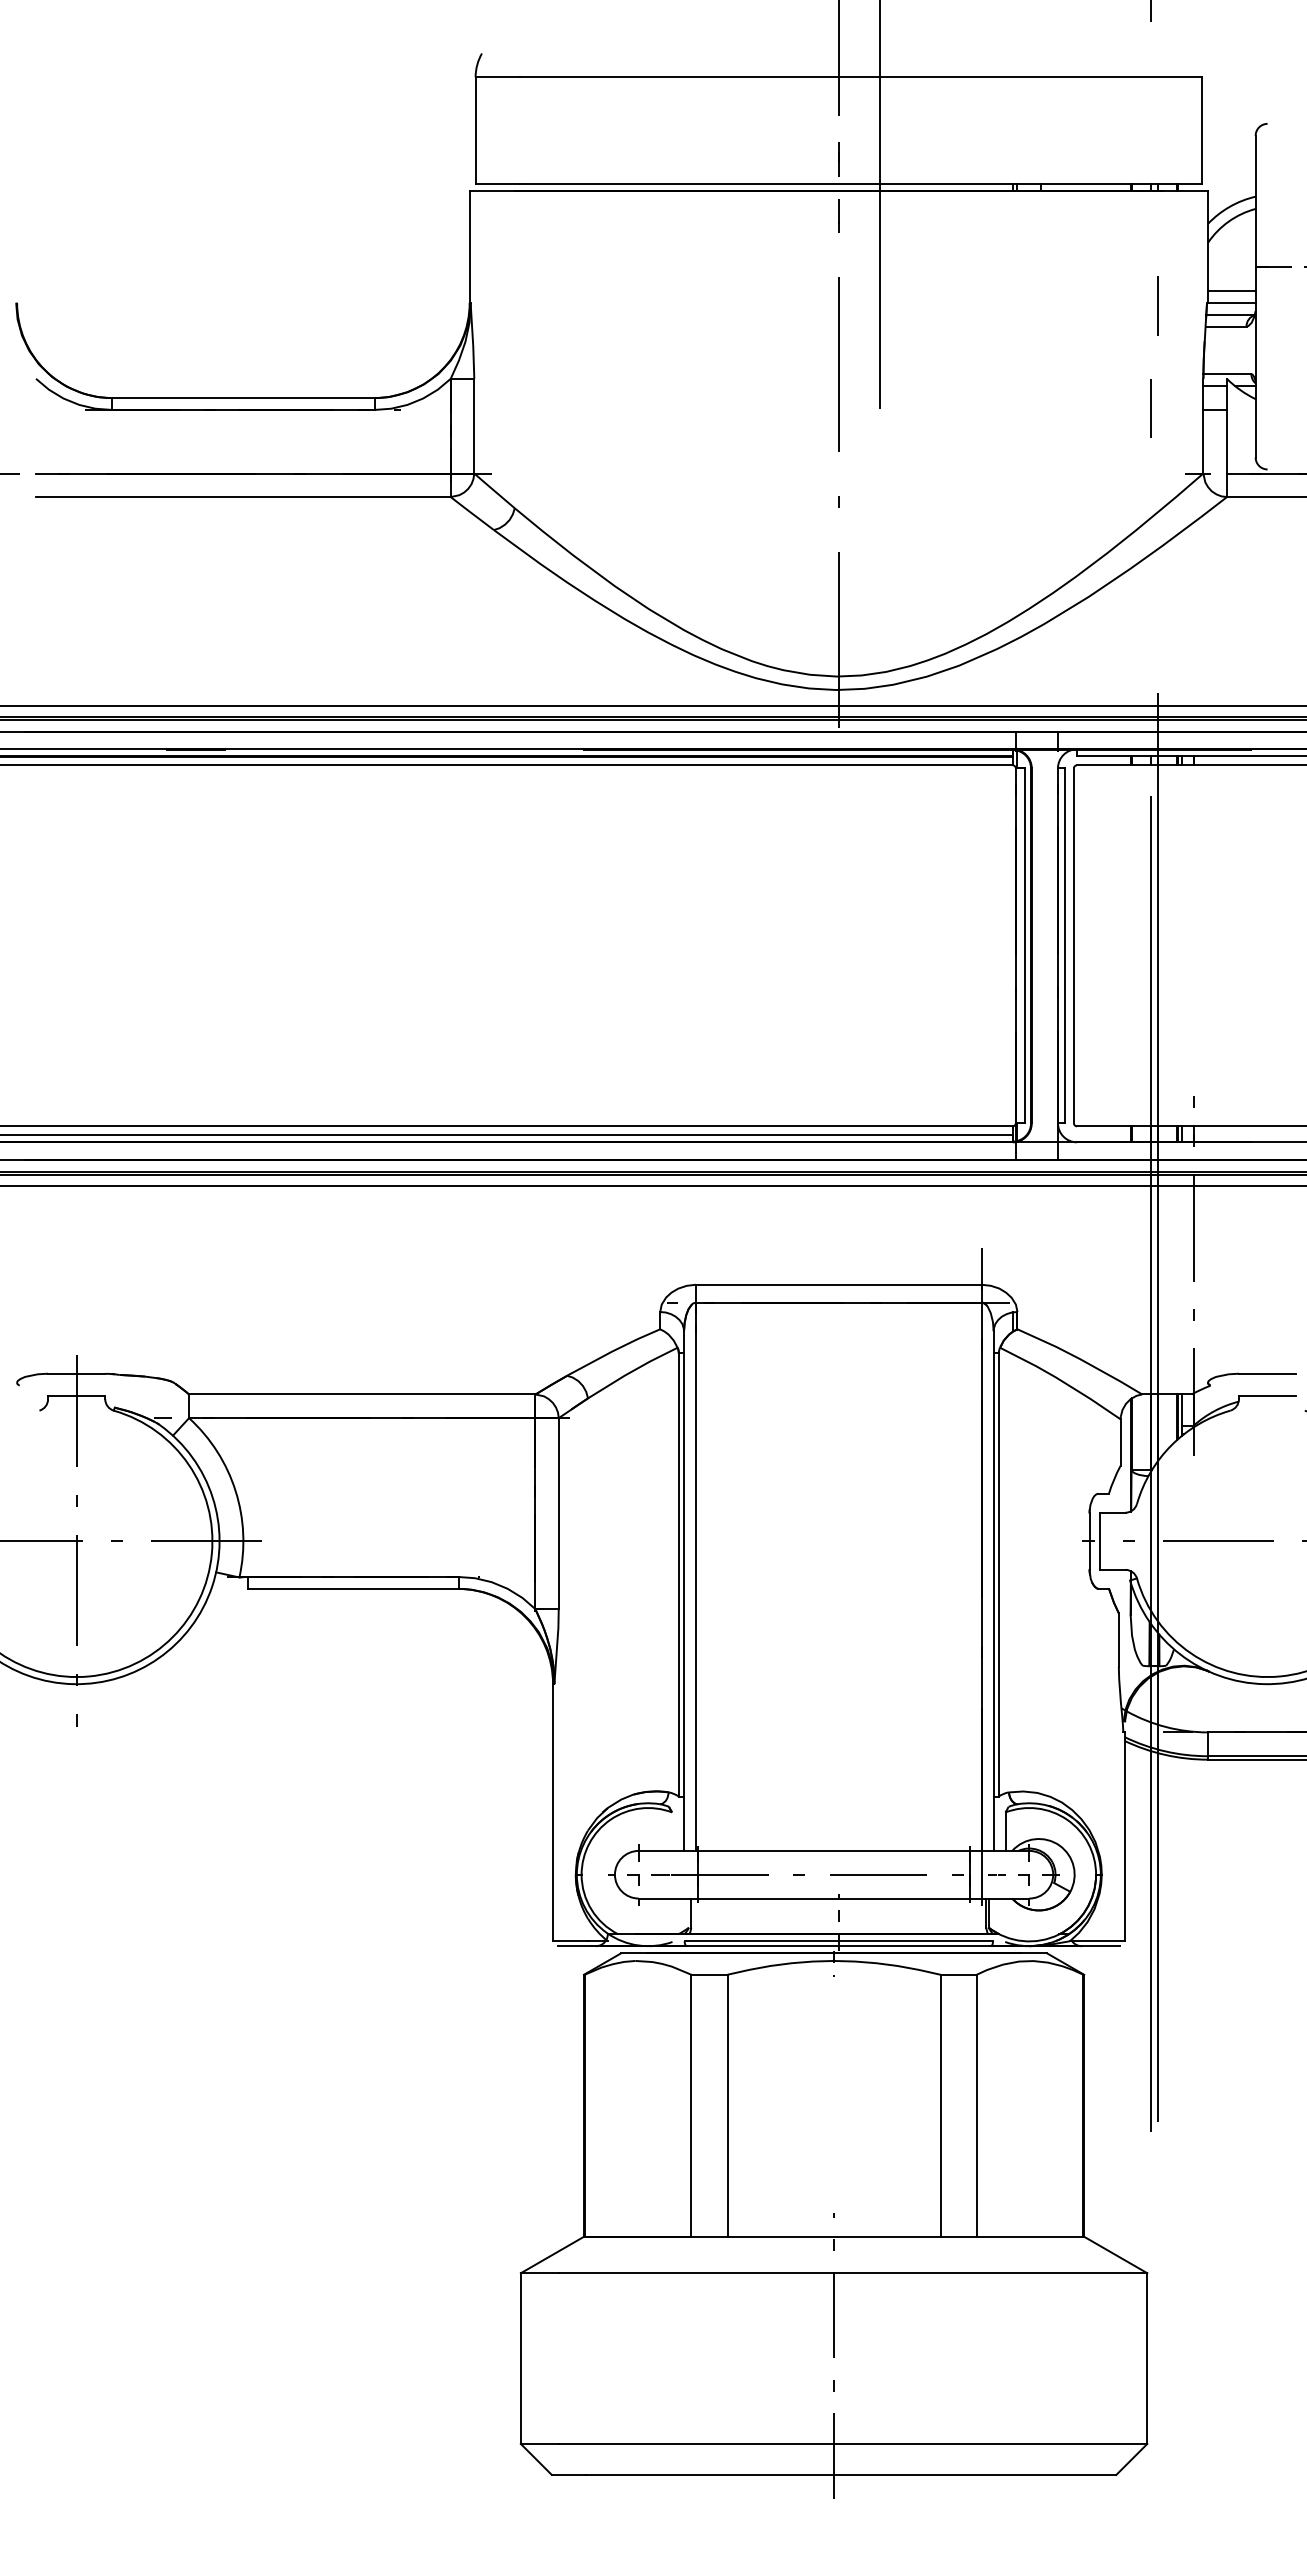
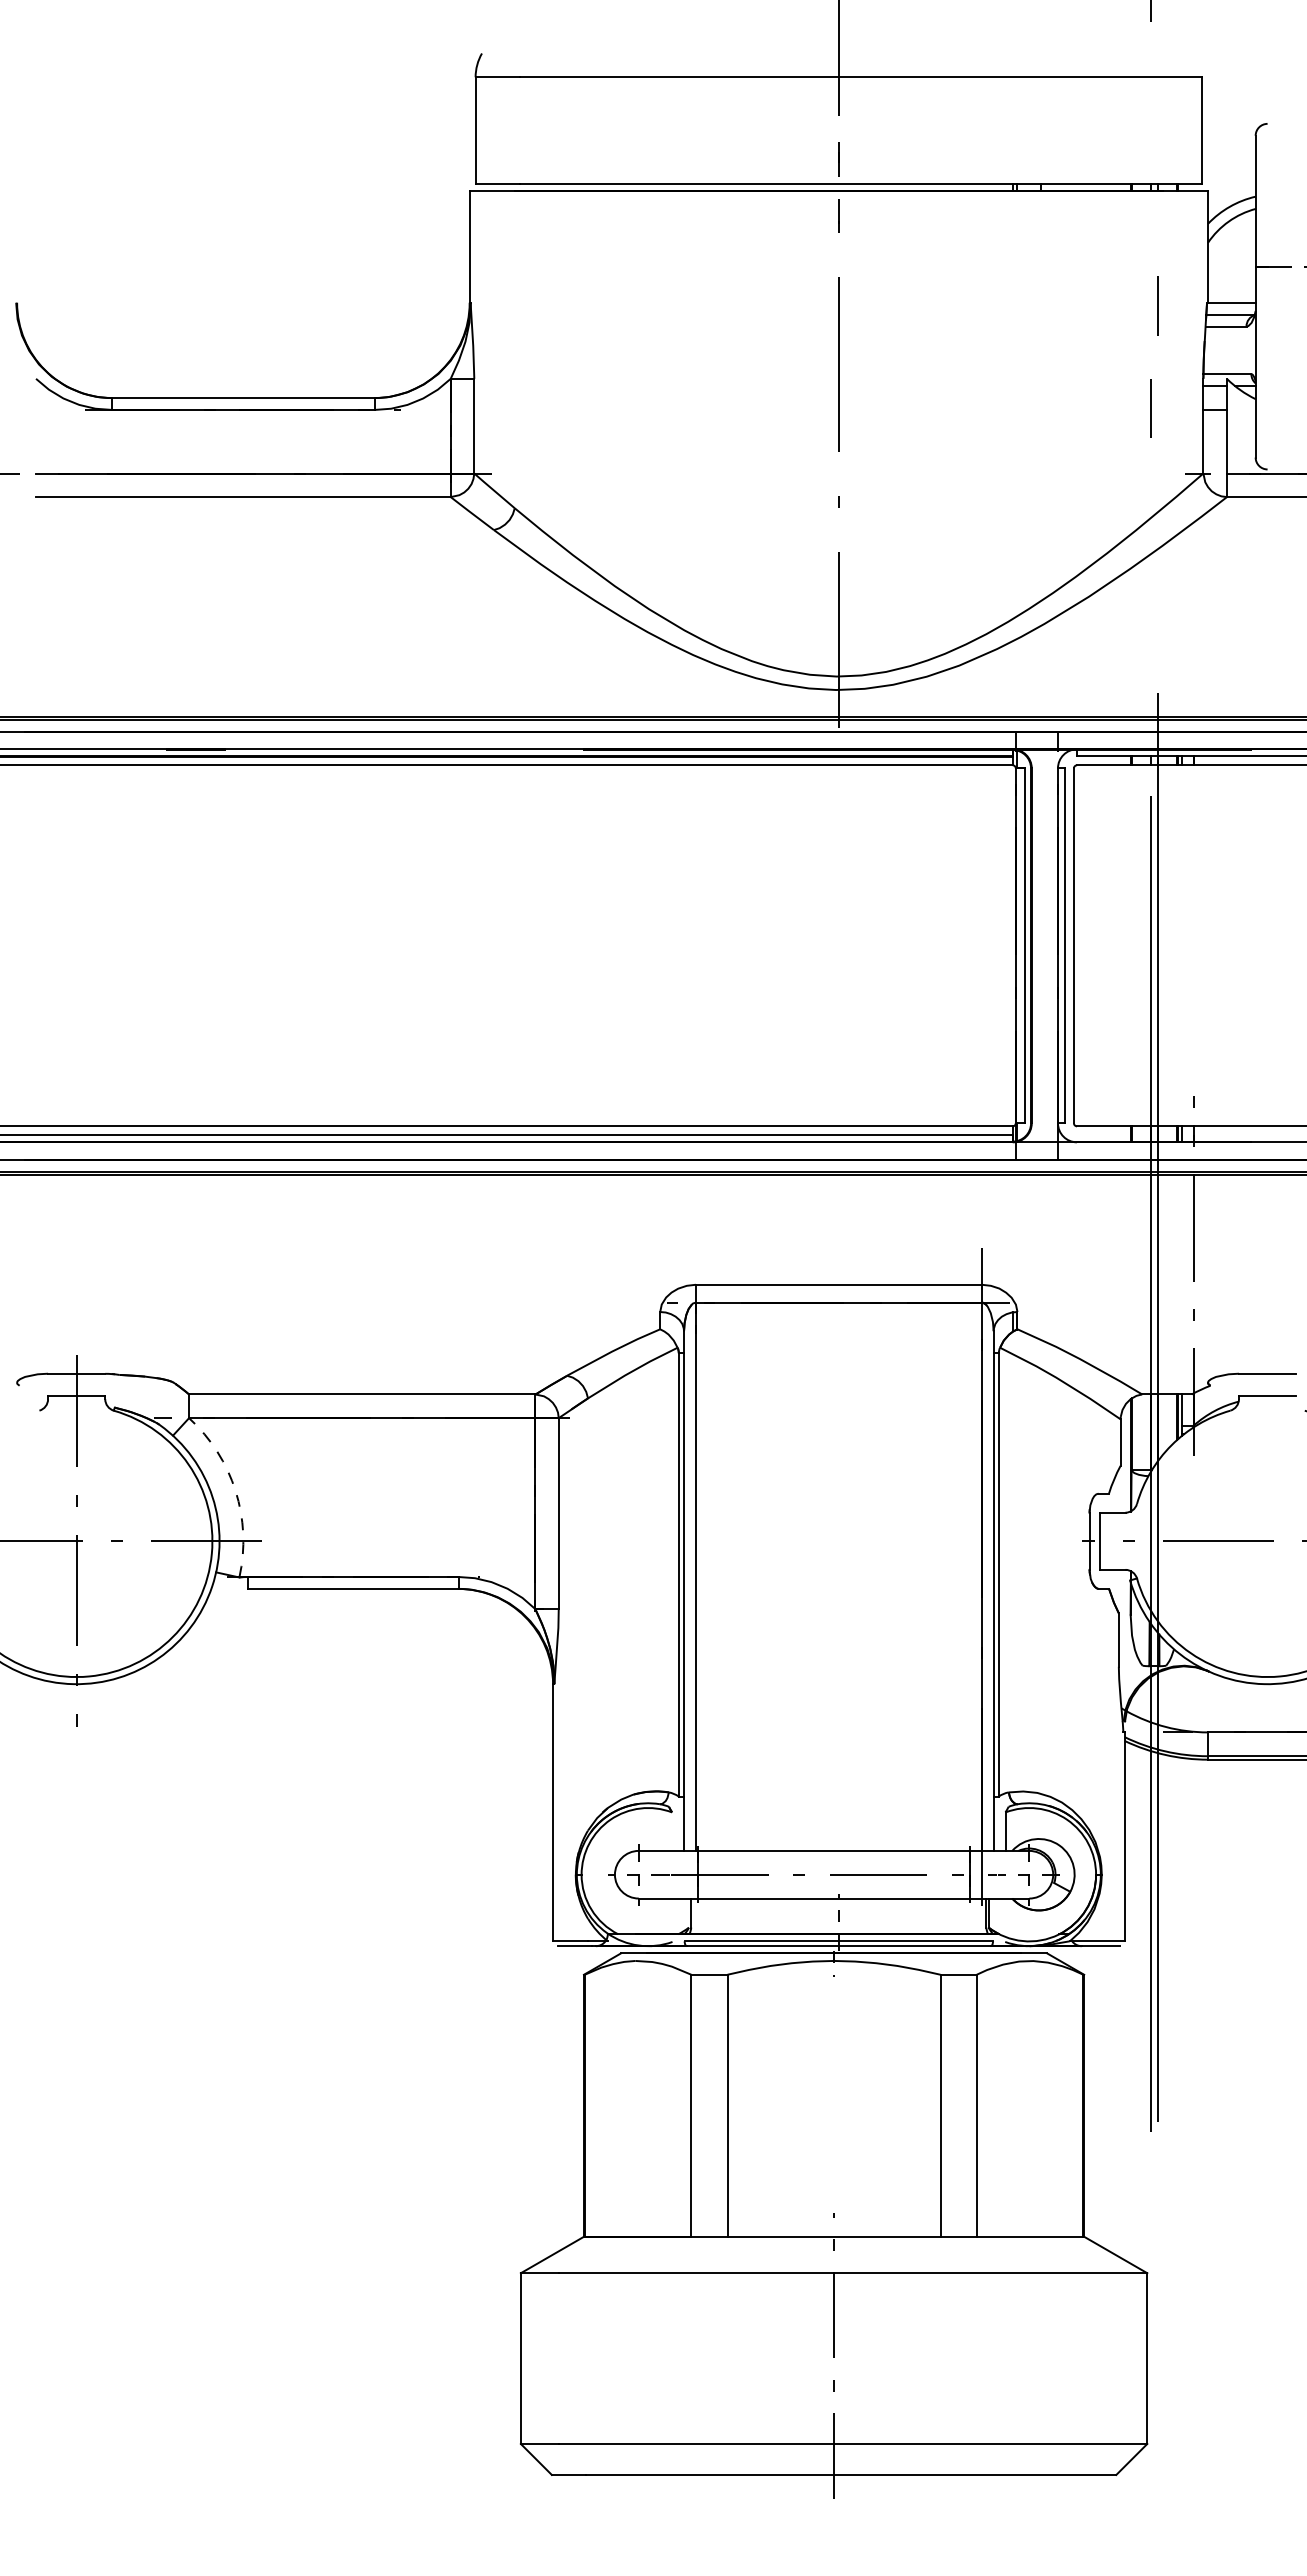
line: present -> none (879, 205)
line: present -> none (1231, 290)
line: present -> none (652, 705)
line: present -> none (652, 1185)
arc: solid -> dashed (235, 1491)
